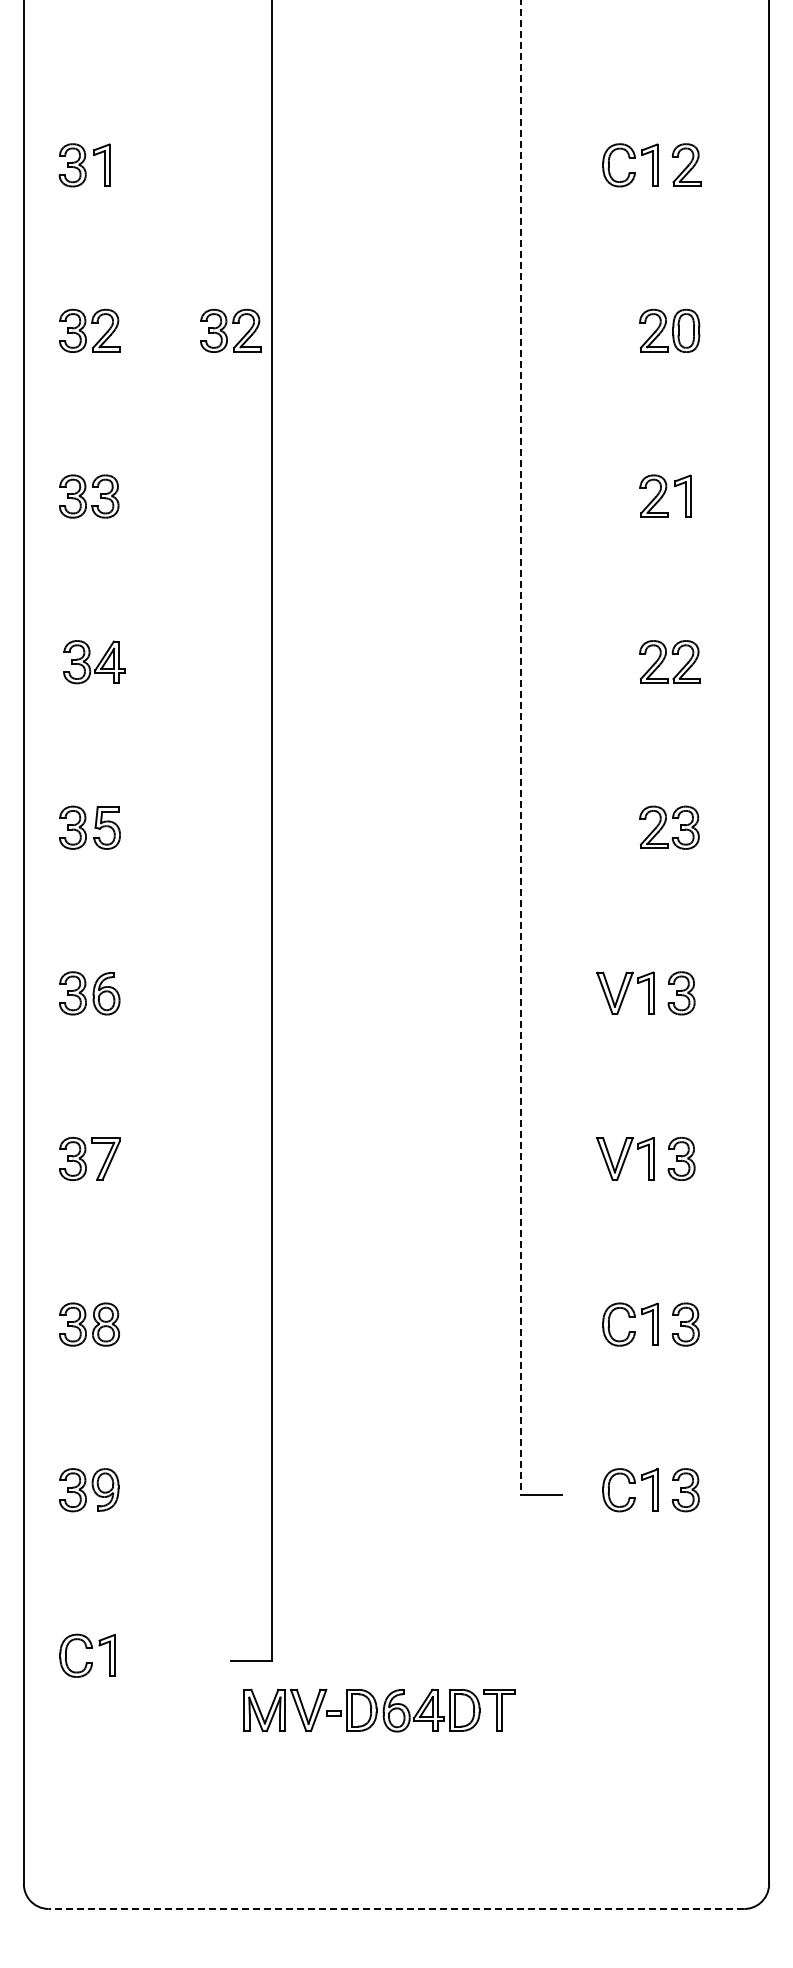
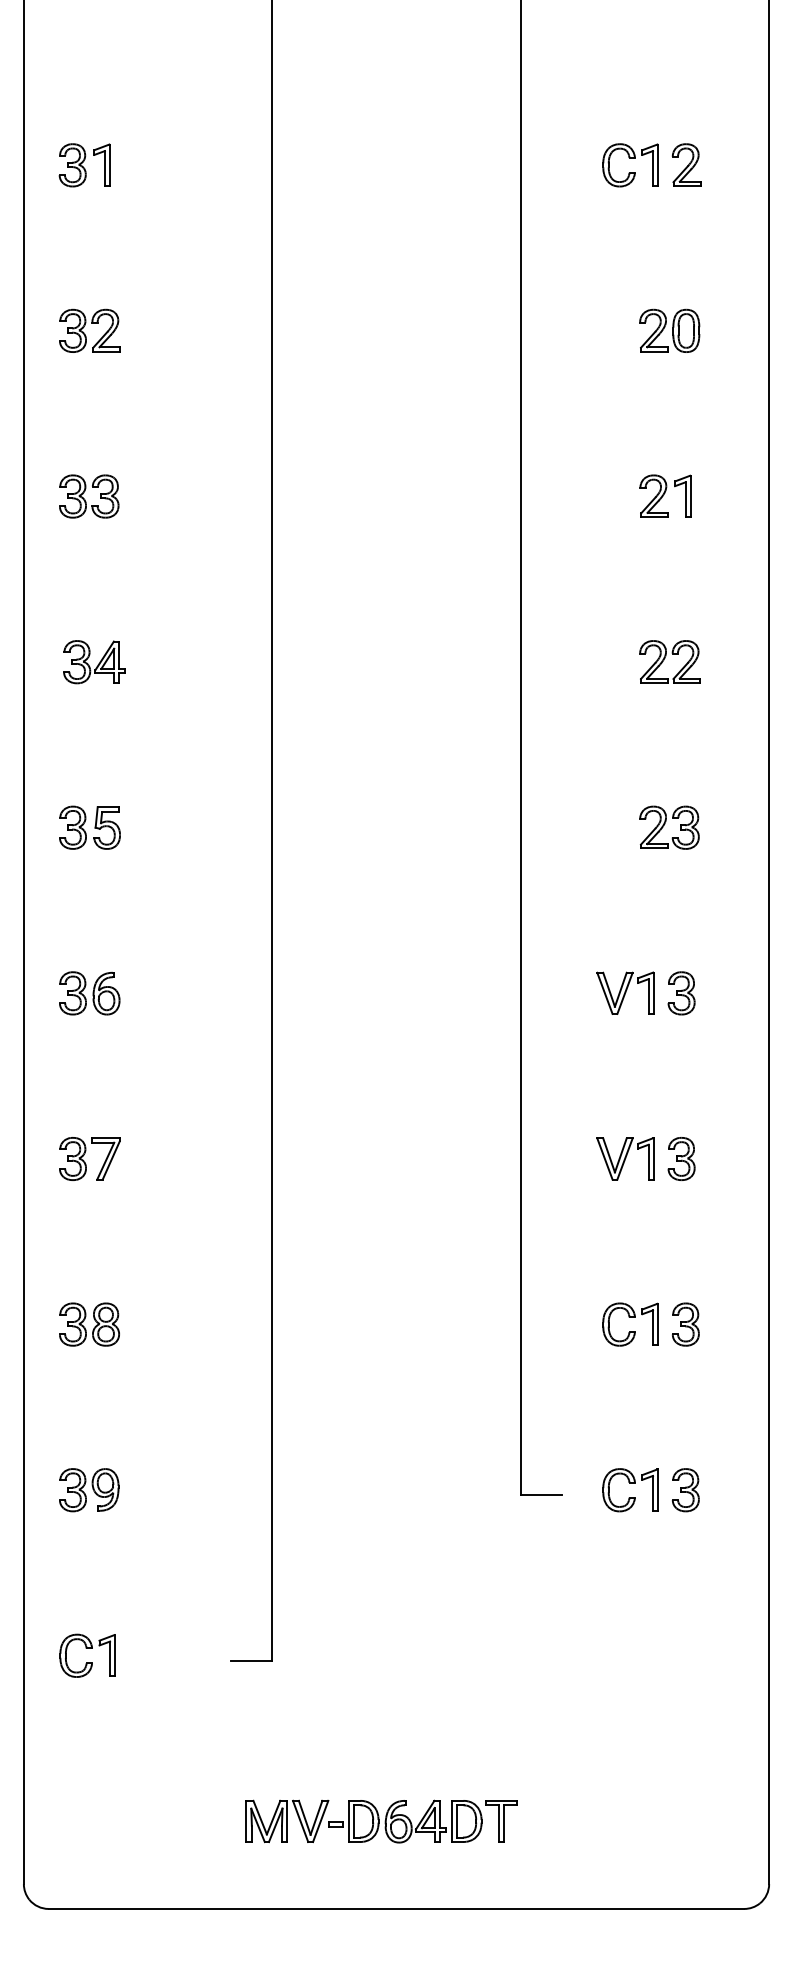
part: present -> none (230, 330)
line: dashed -> solid (520, 748)
part position: (379, 1710) -> (381, 1821) (381, 1821)
line: dashed -> solid (396, 1908)
